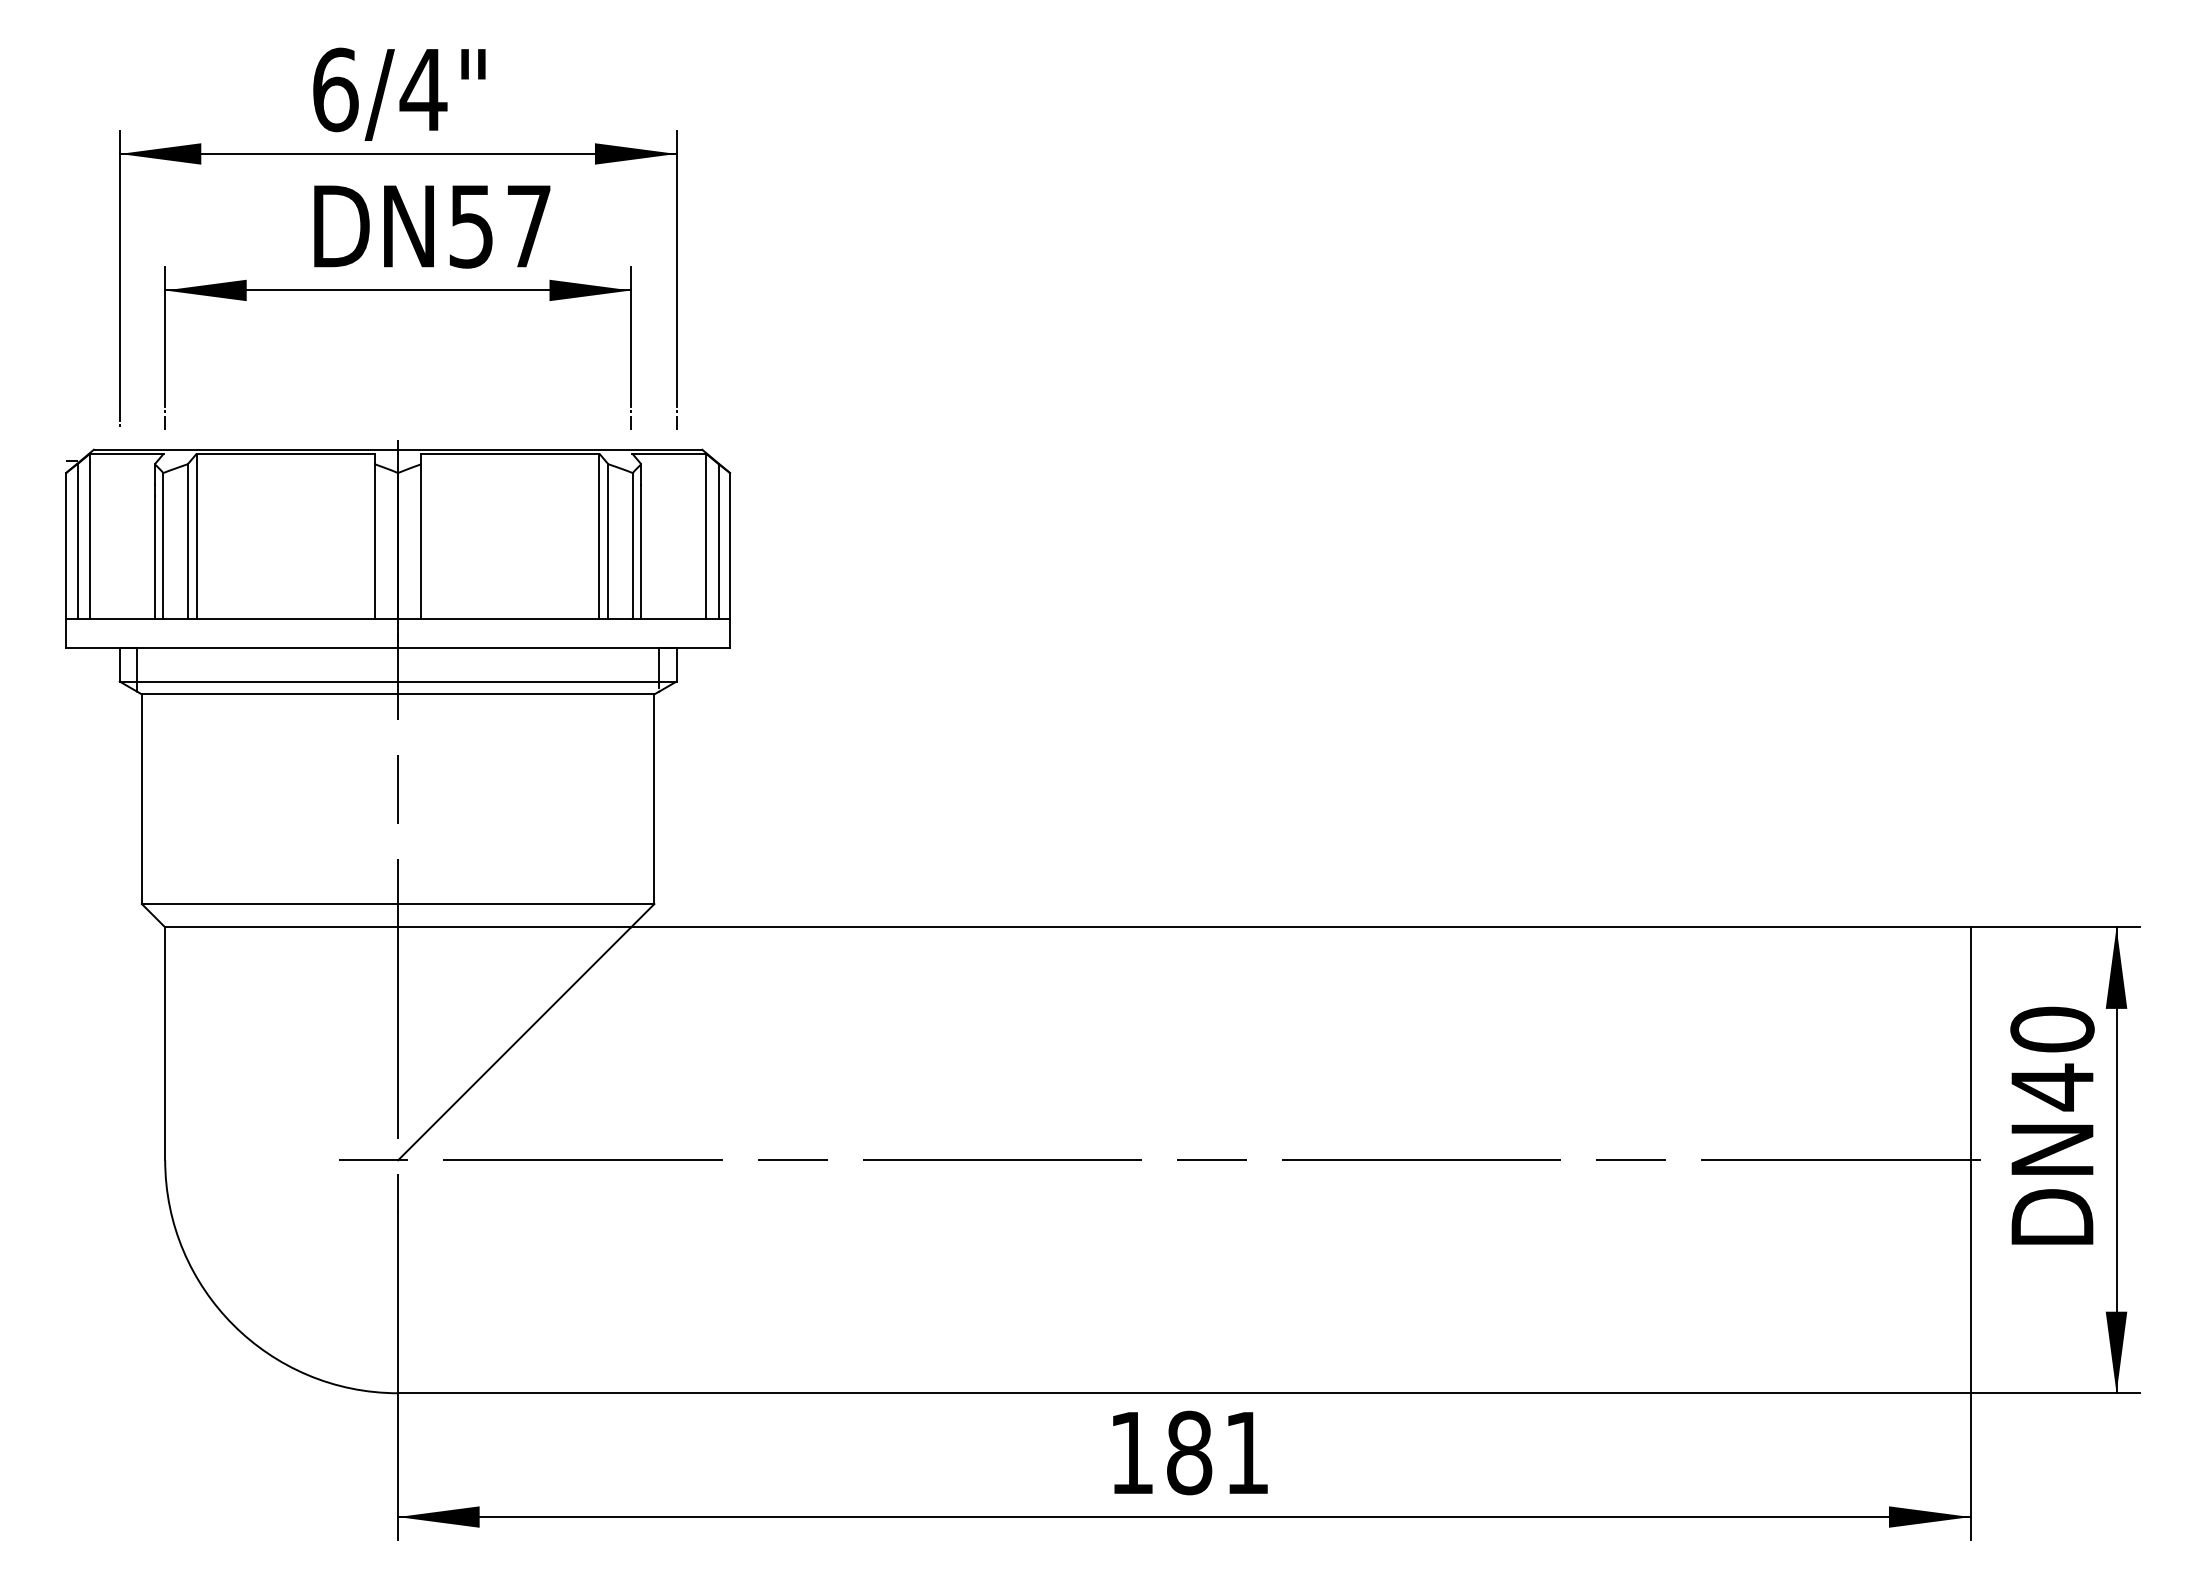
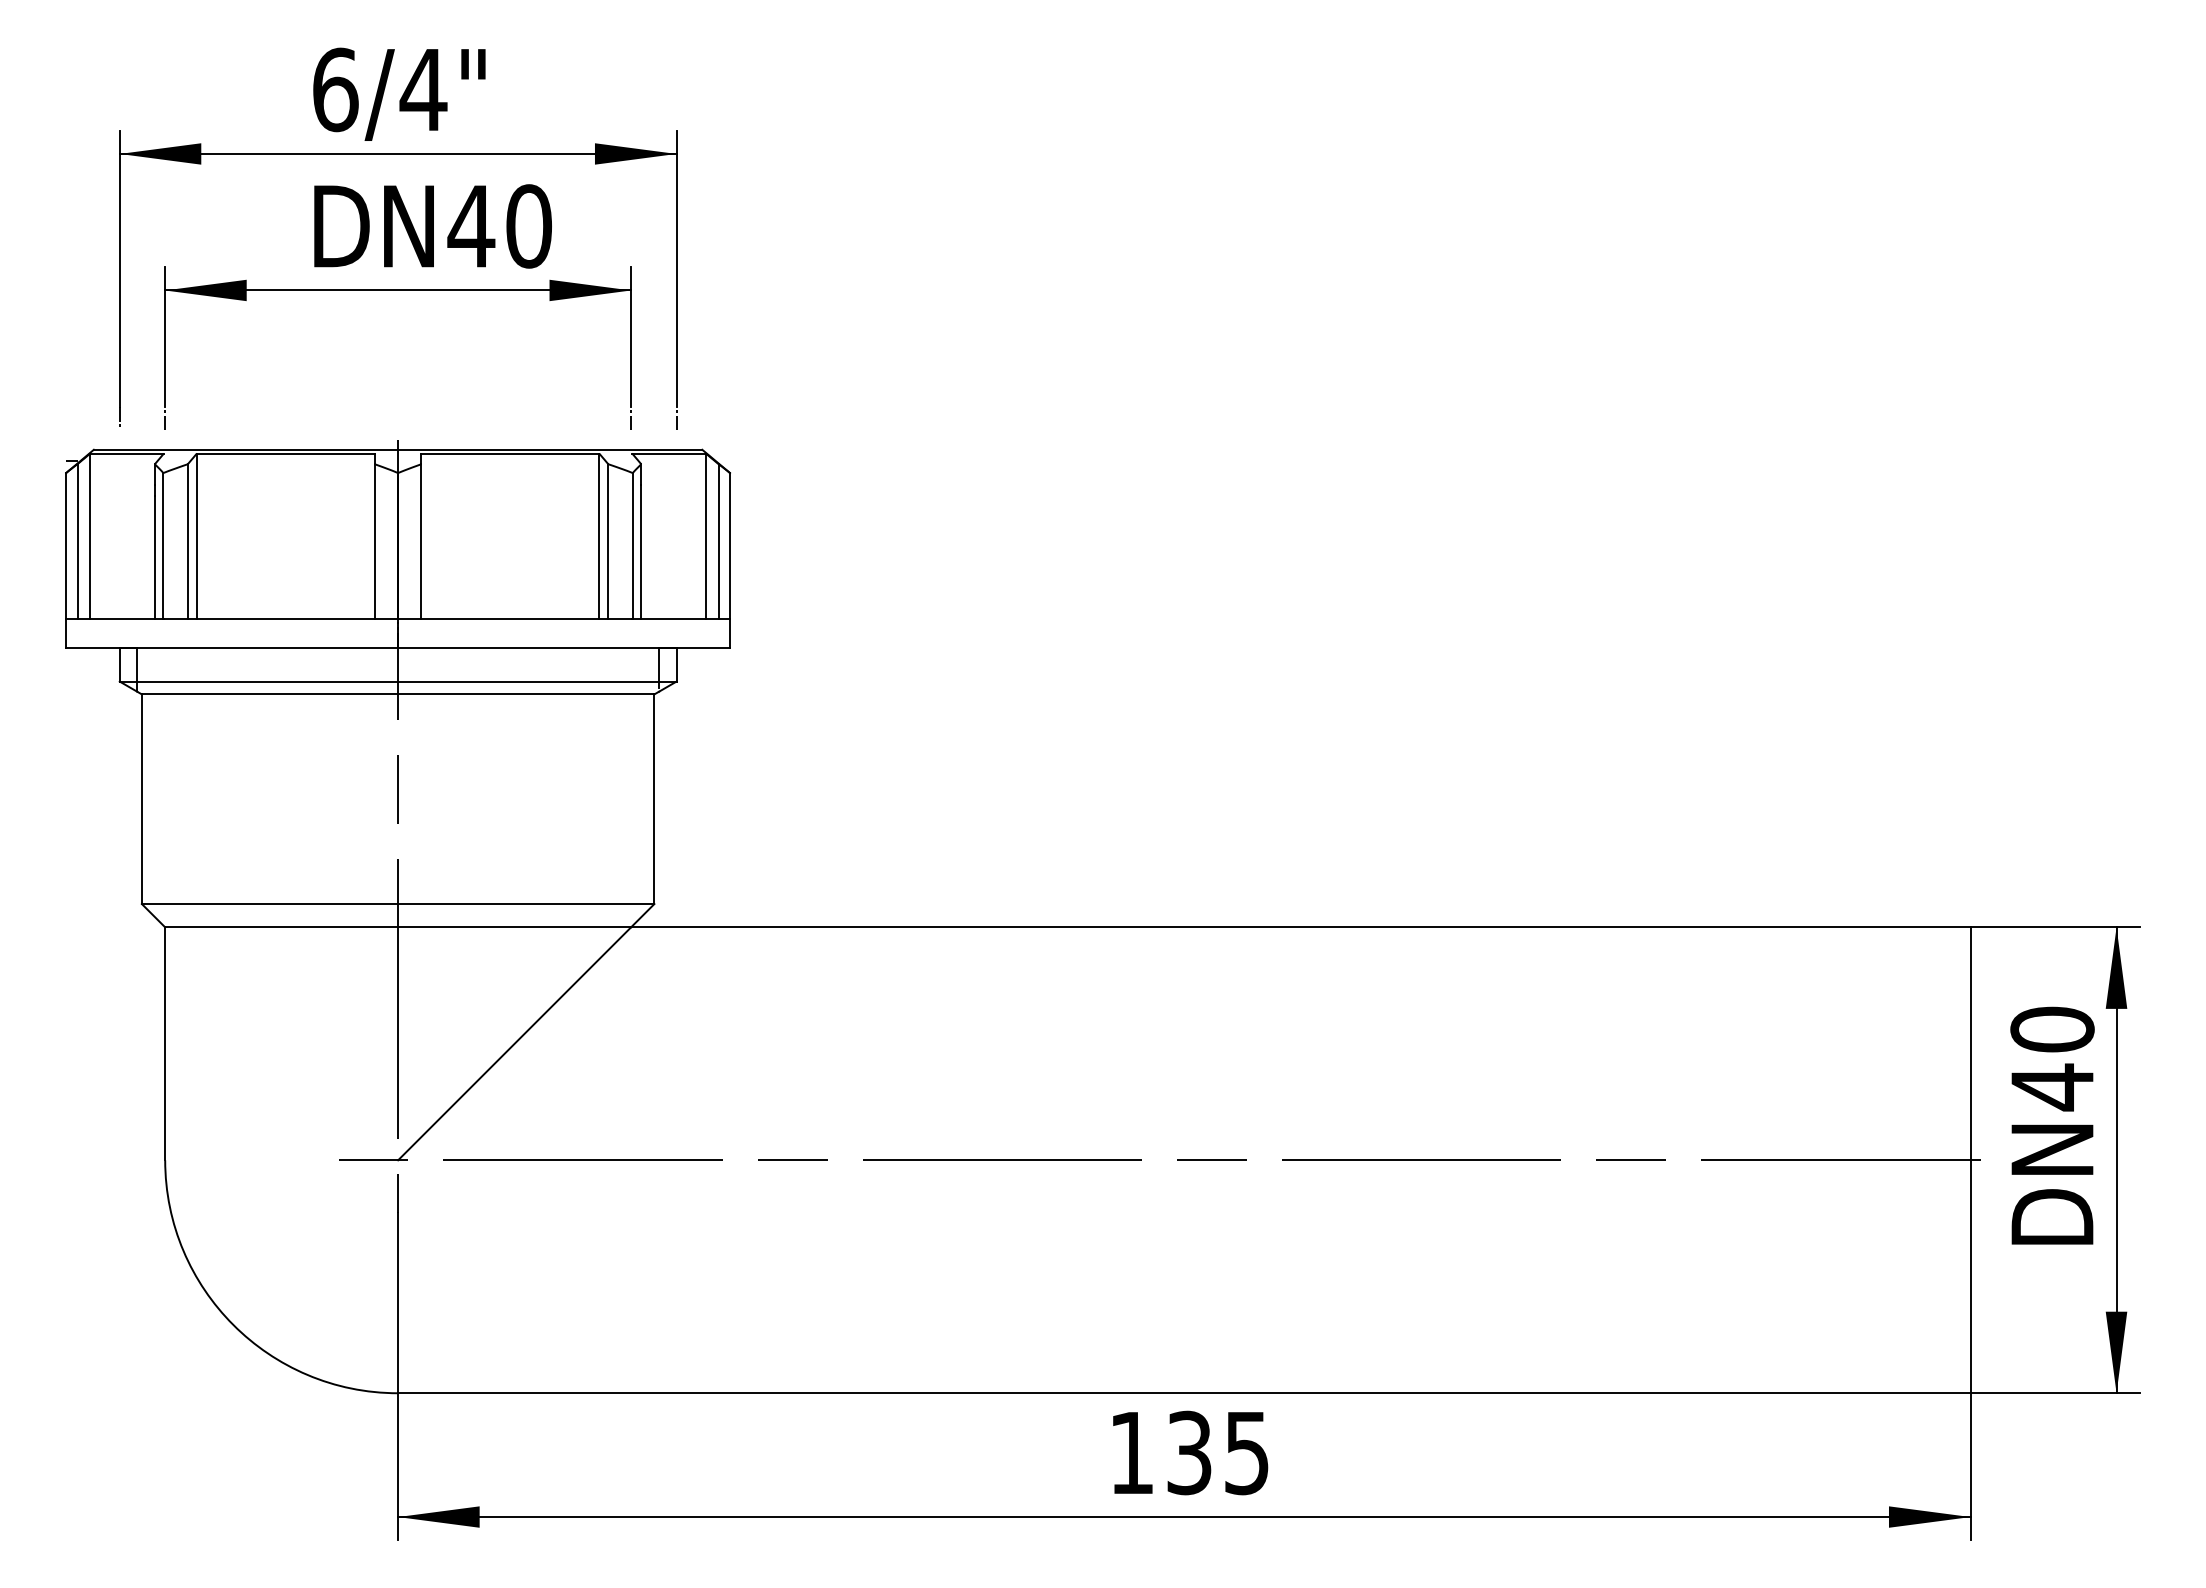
text: 57 -> 40 (499, 226)
text: 181 -> 135 (1217, 1452)
